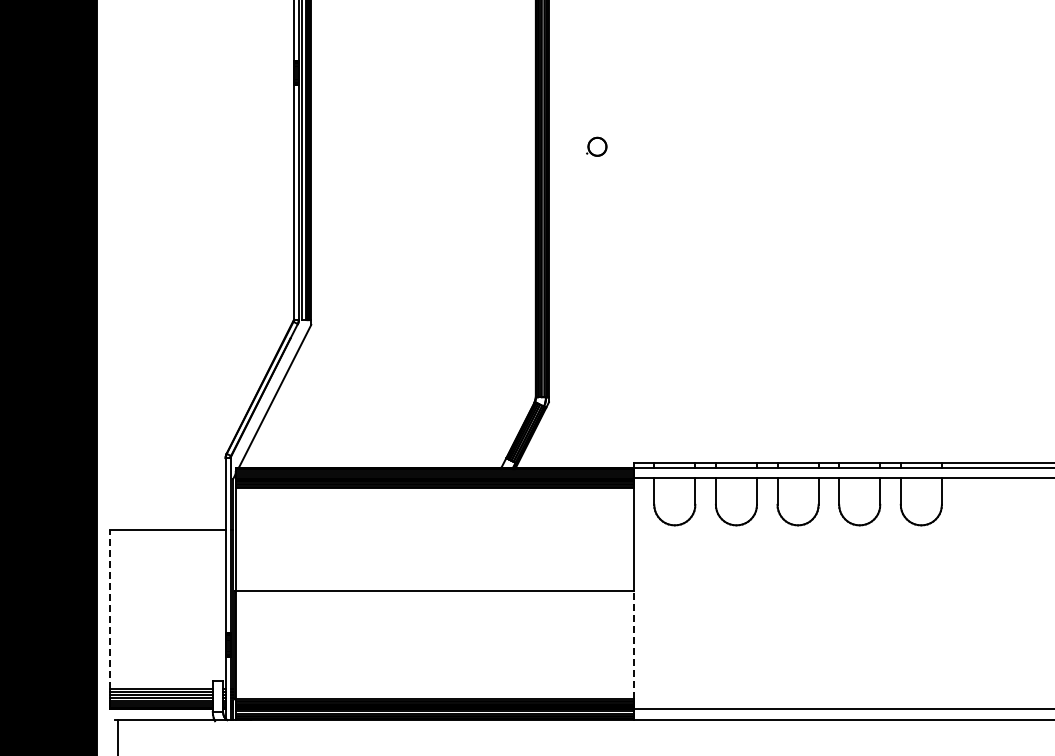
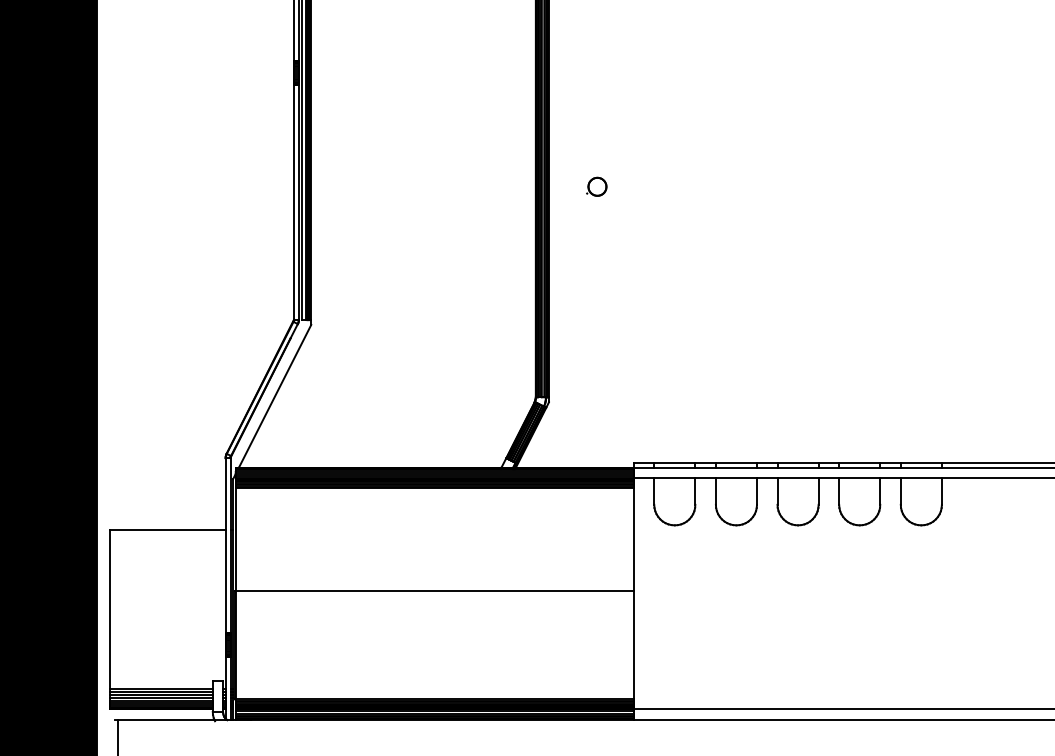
part position: (596, 146) -> (596, 186) (596, 186)
line: dashed -> solid (110, 609)
line: dashed -> solid (634, 645)
